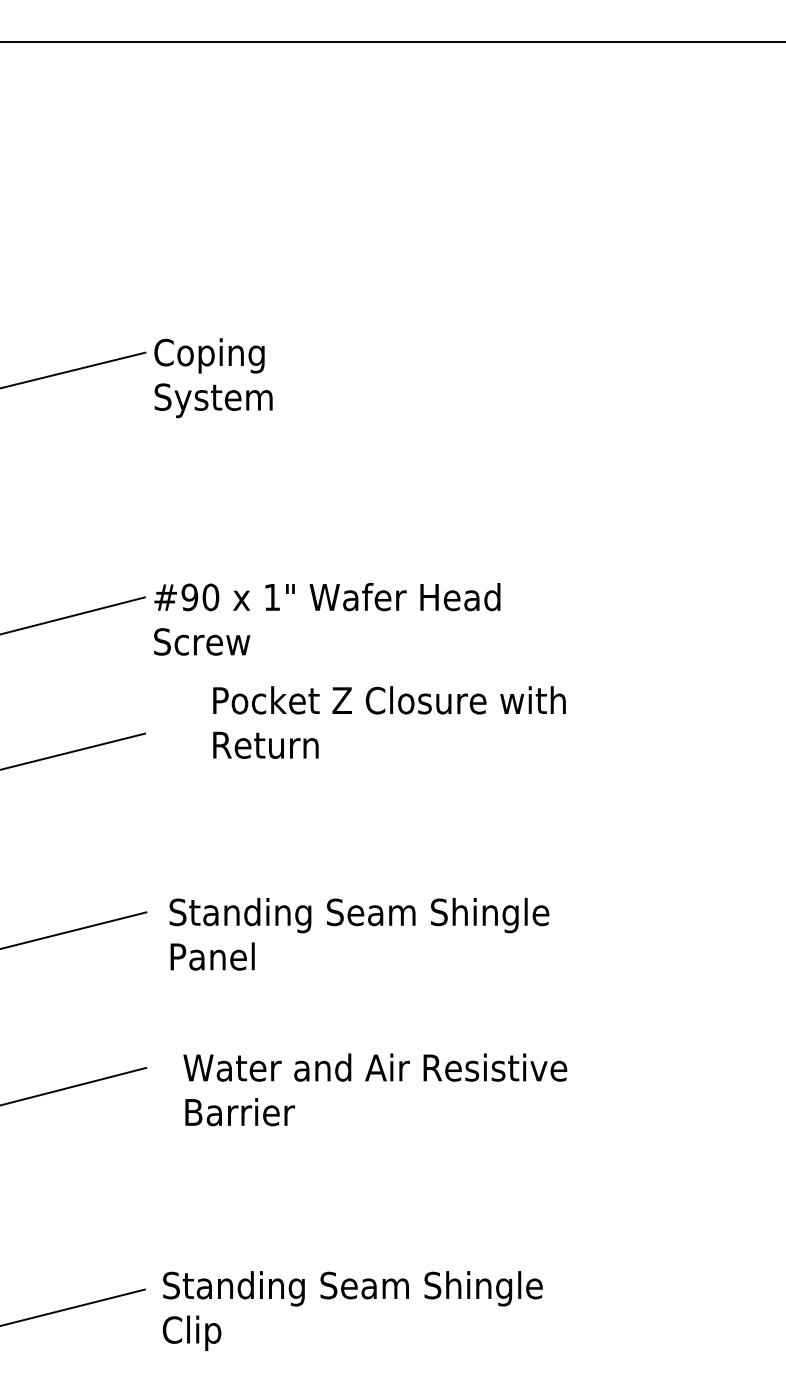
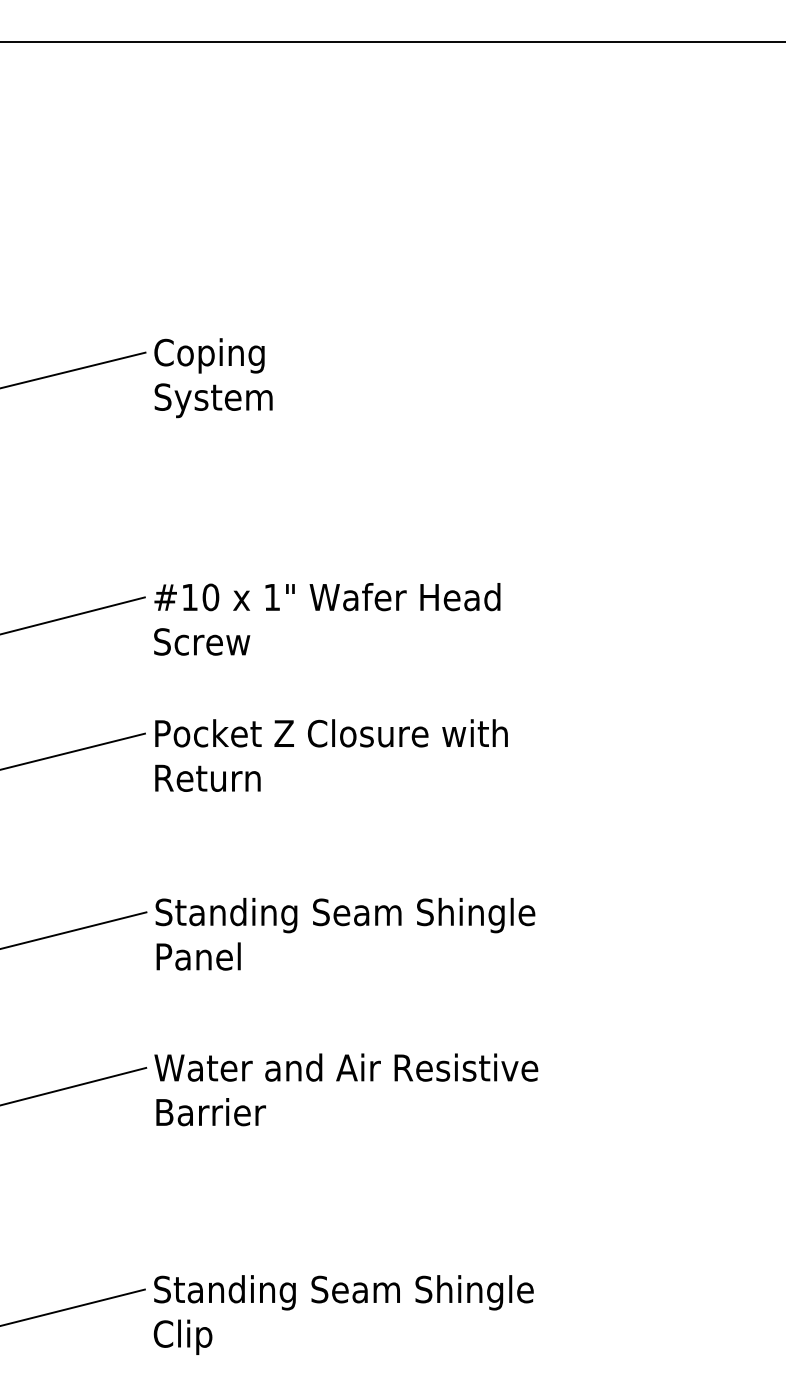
text: #90 -> #10 (189, 597)
text position: (389, 722) -> (331, 755) (331, 755)
text position: (359, 933) -> (345, 933) (345, 933)
text position: (375, 1089) -> (346, 1089) (346, 1089)
text position: (352, 1310) -> (343, 1314) (343, 1314)
